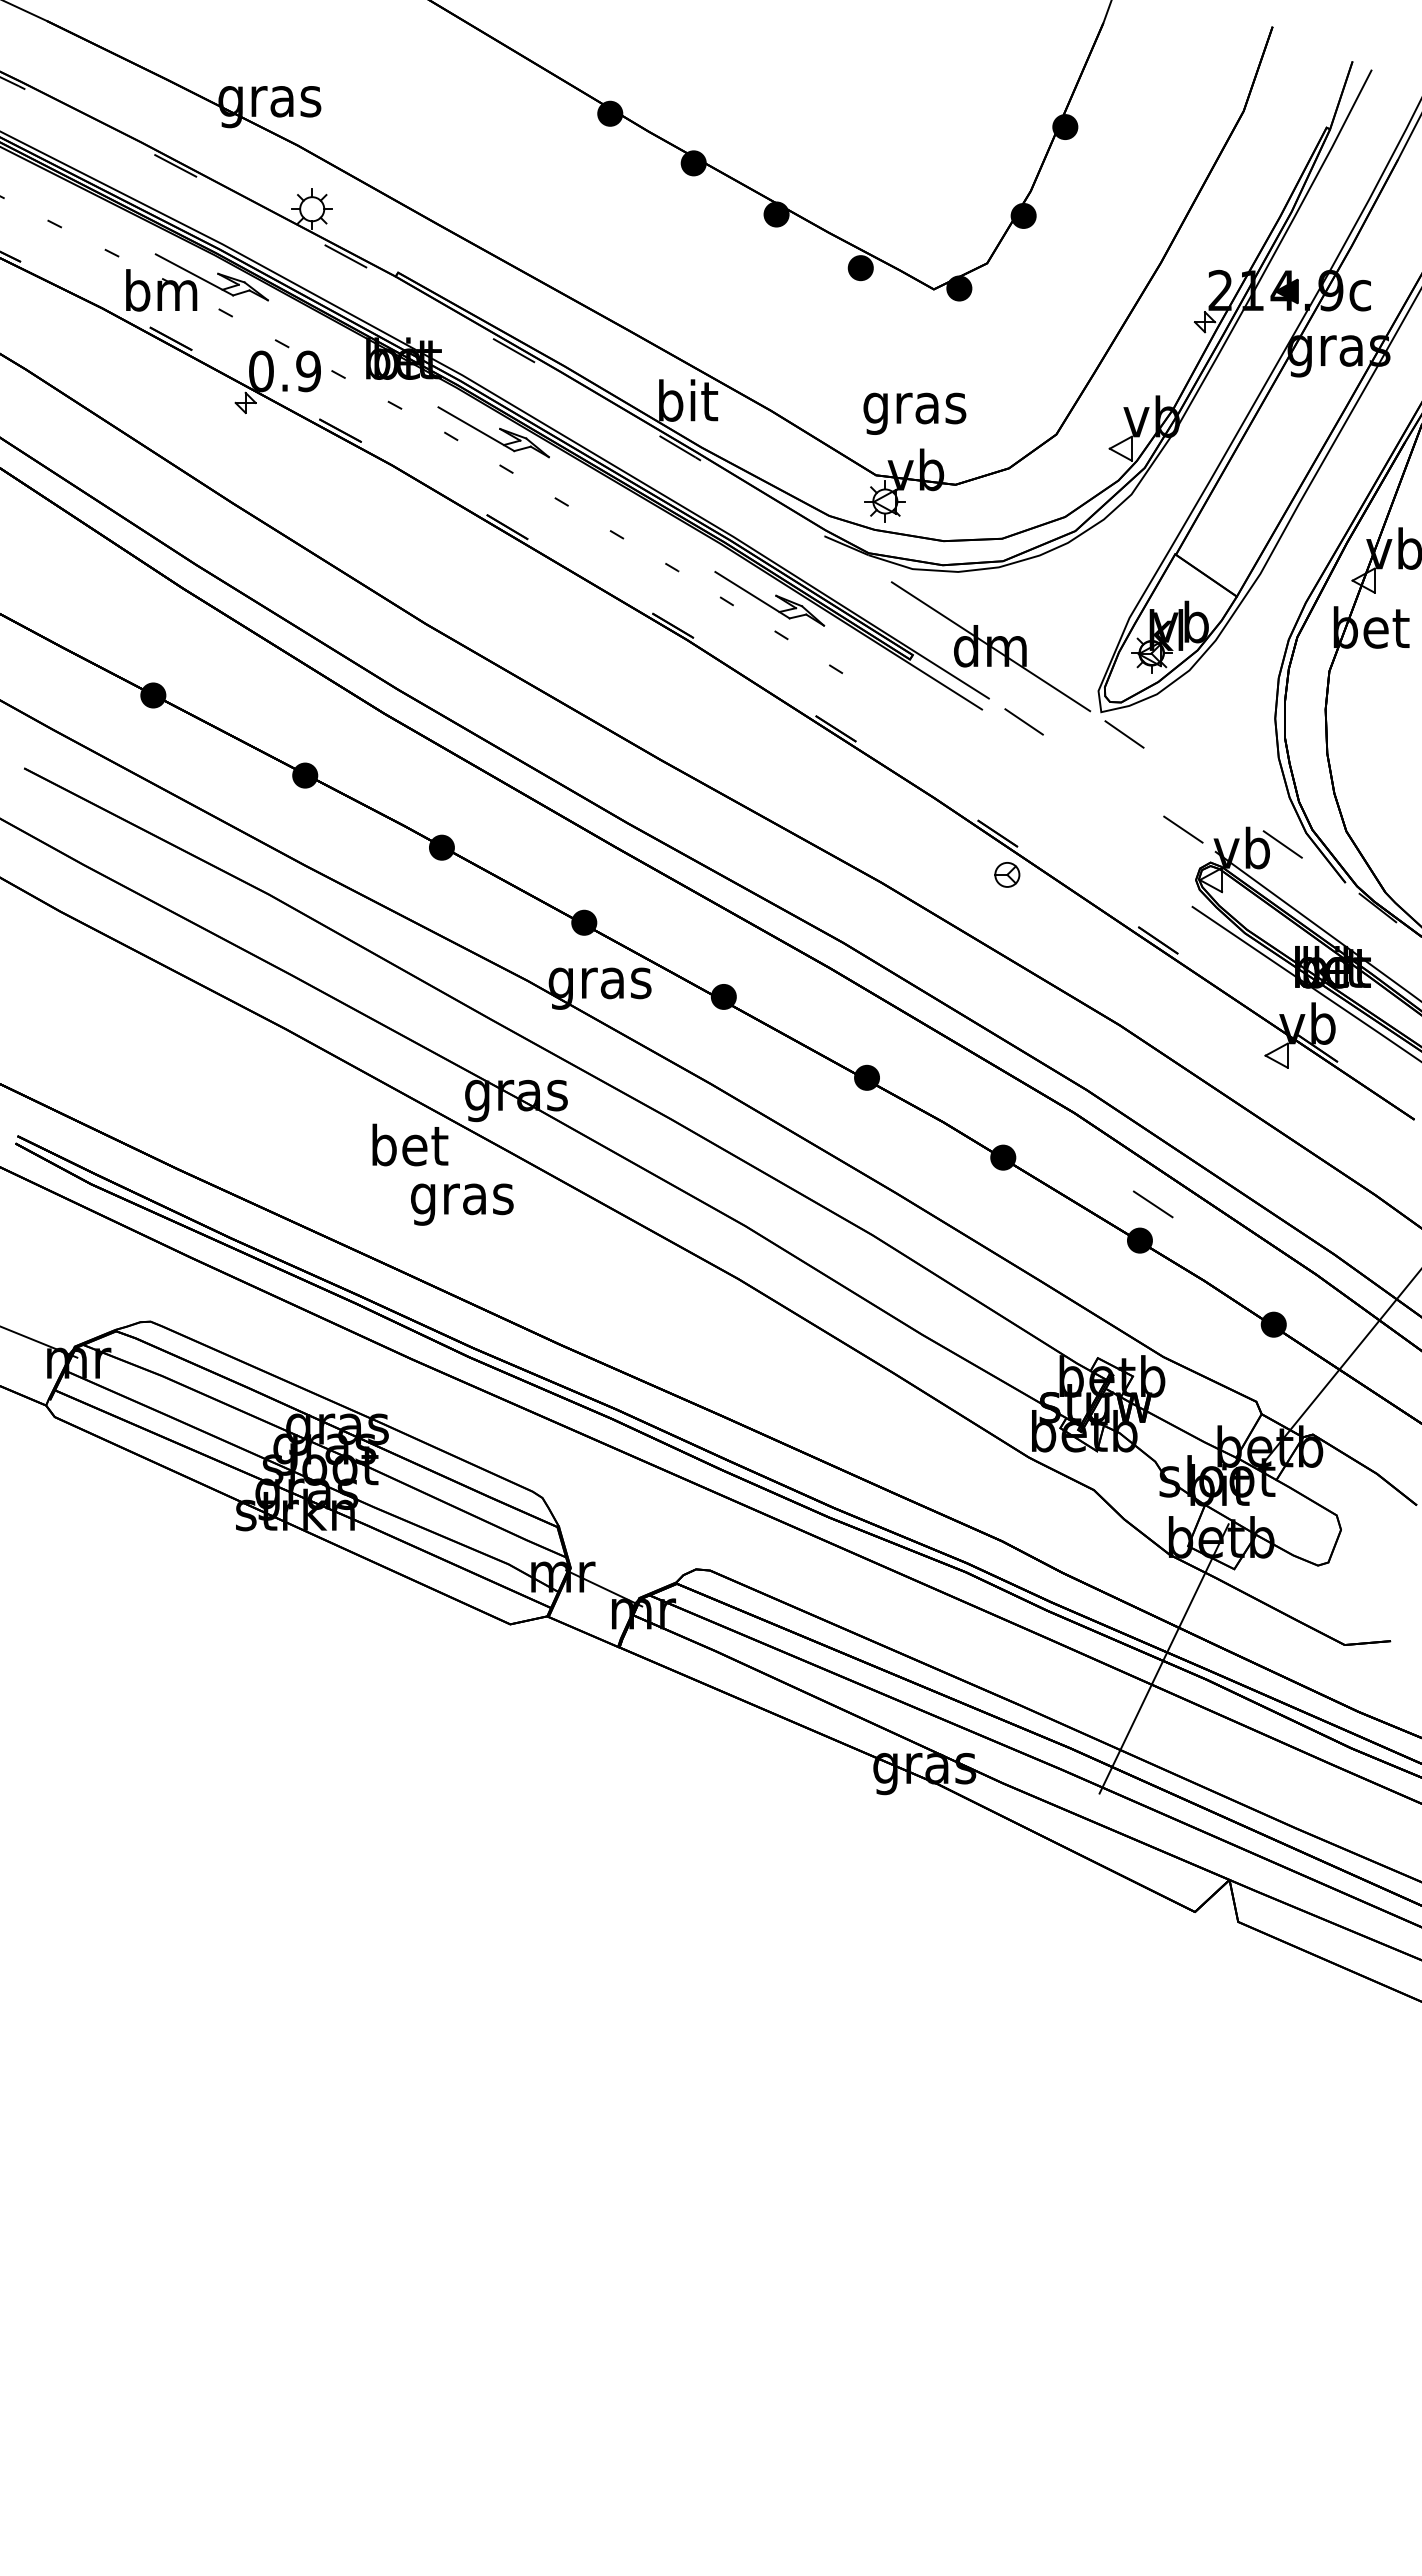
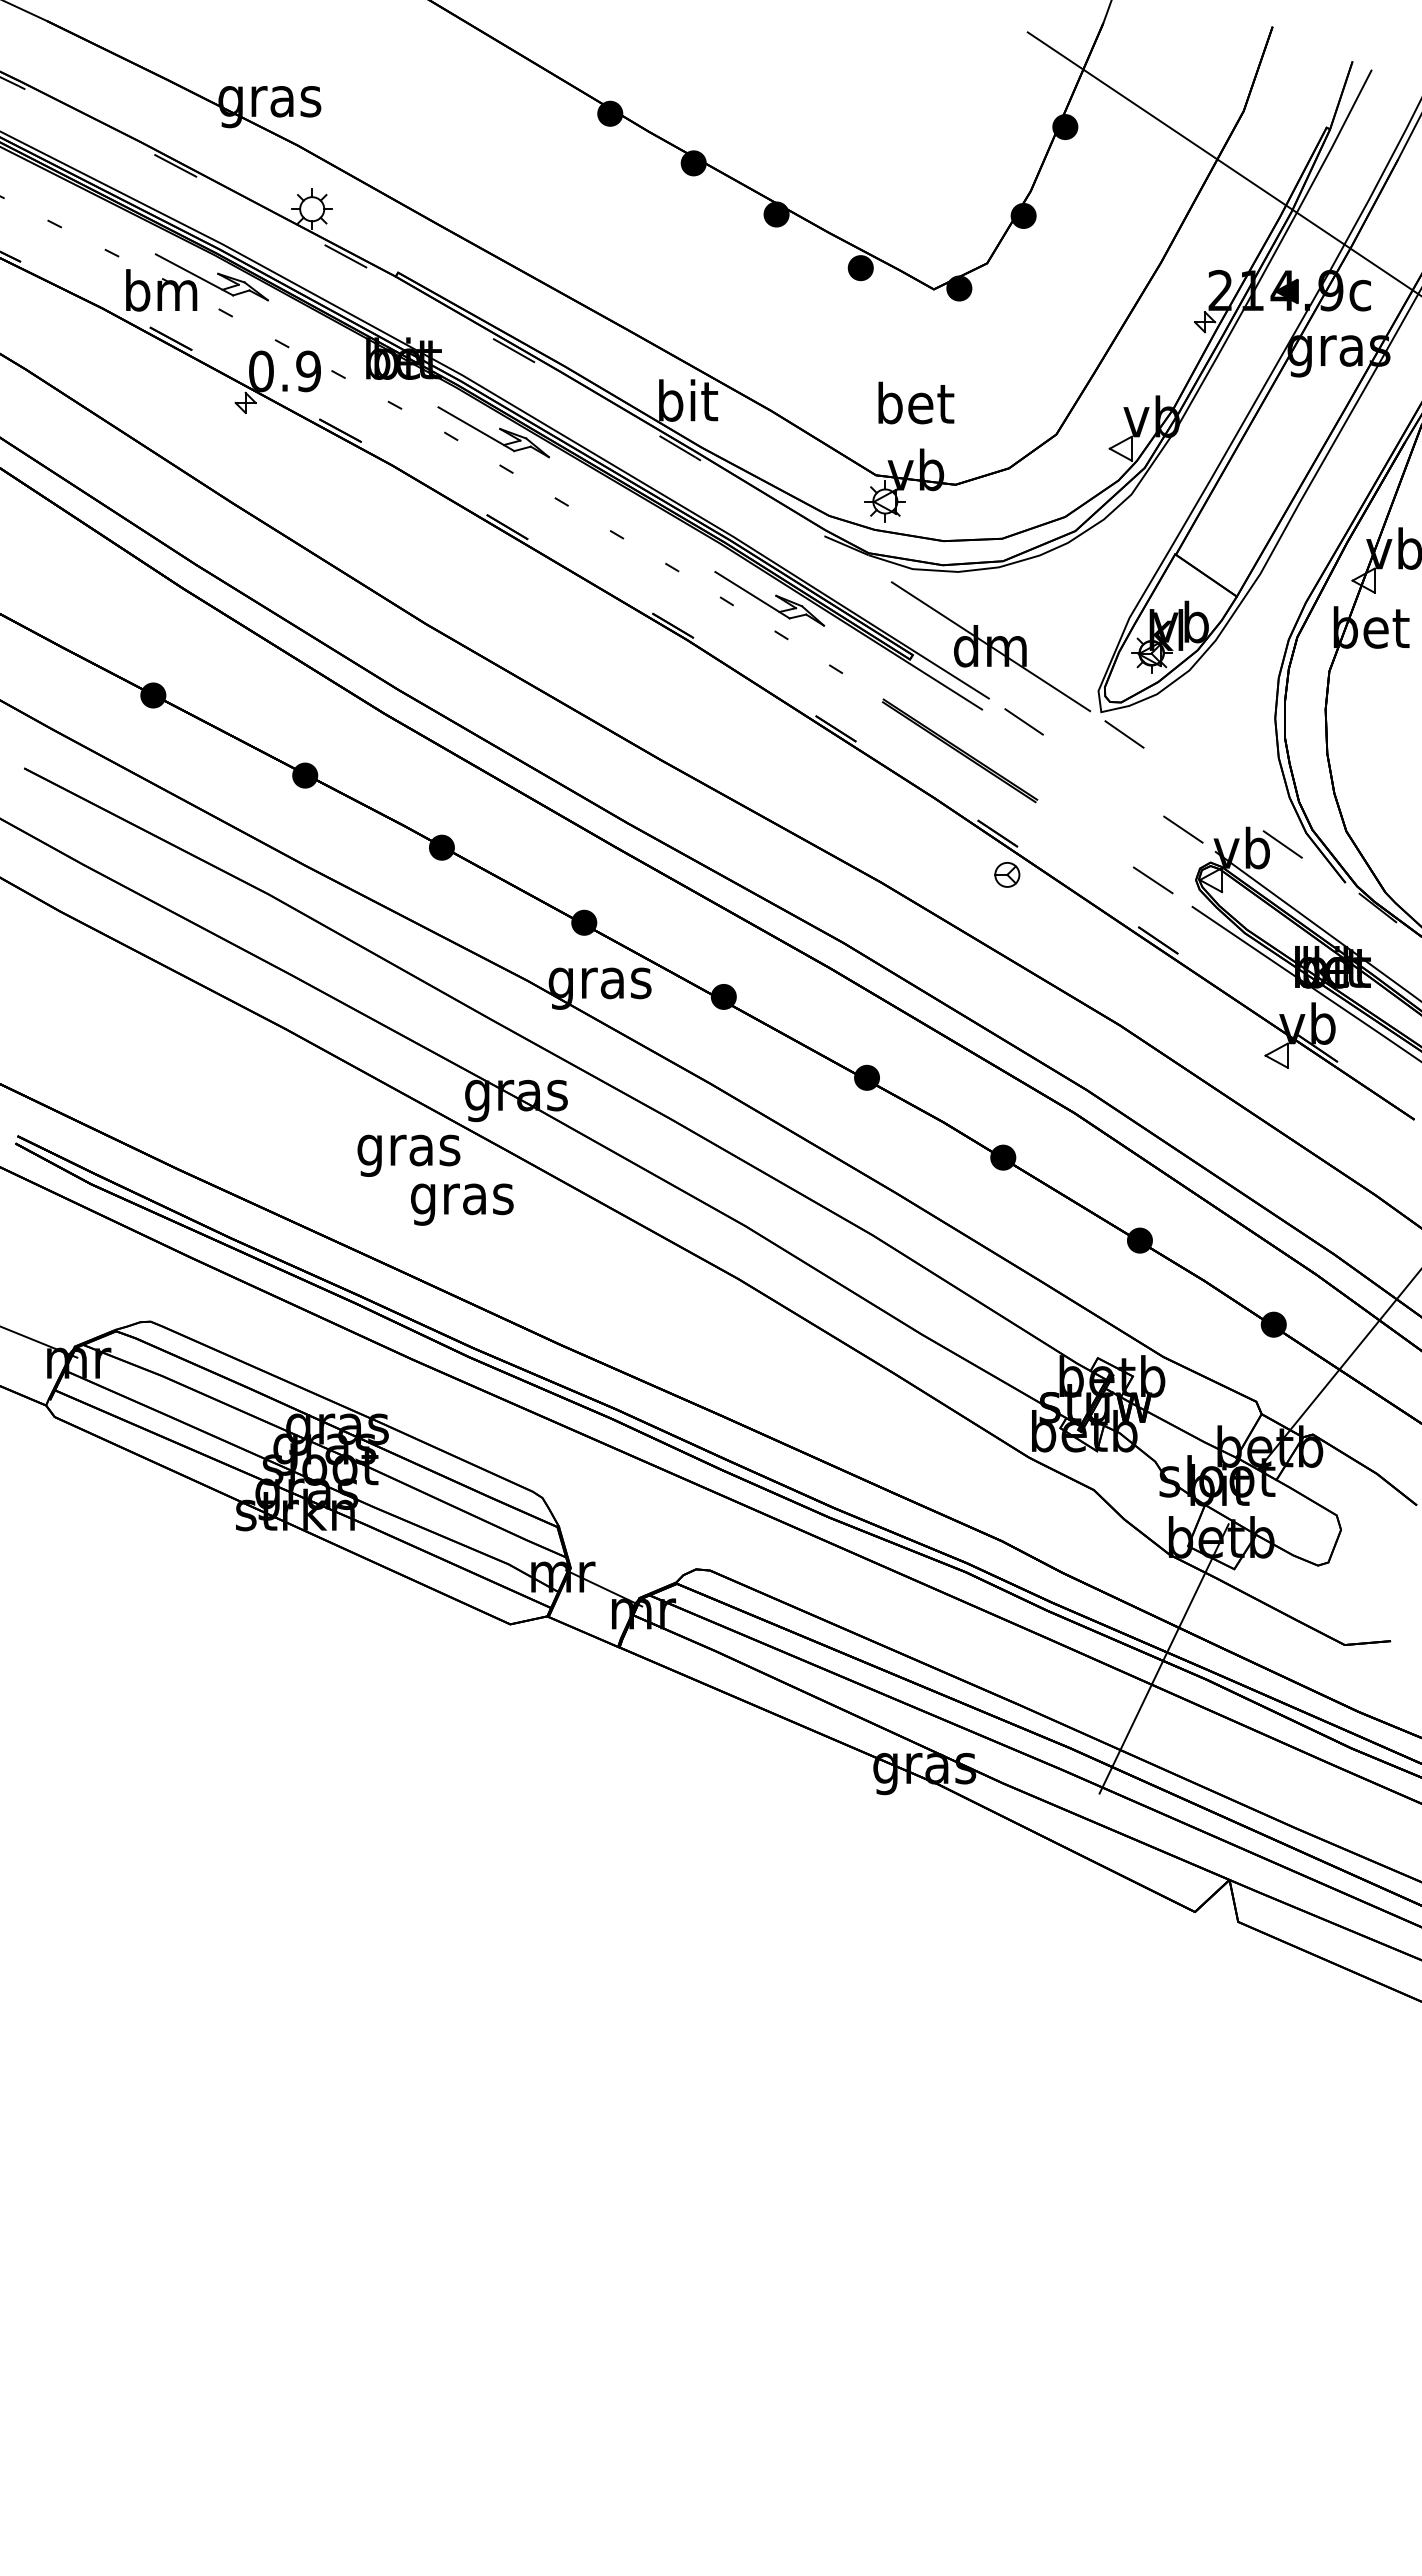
line: none -> present (1222, 163)
text: gras -> bet (914, 407)
part: none -> present (959, 750)
text: bet -> gras (408, 1149)
line position: (1152, 1204) -> (1152, 880) (1152, 880)
